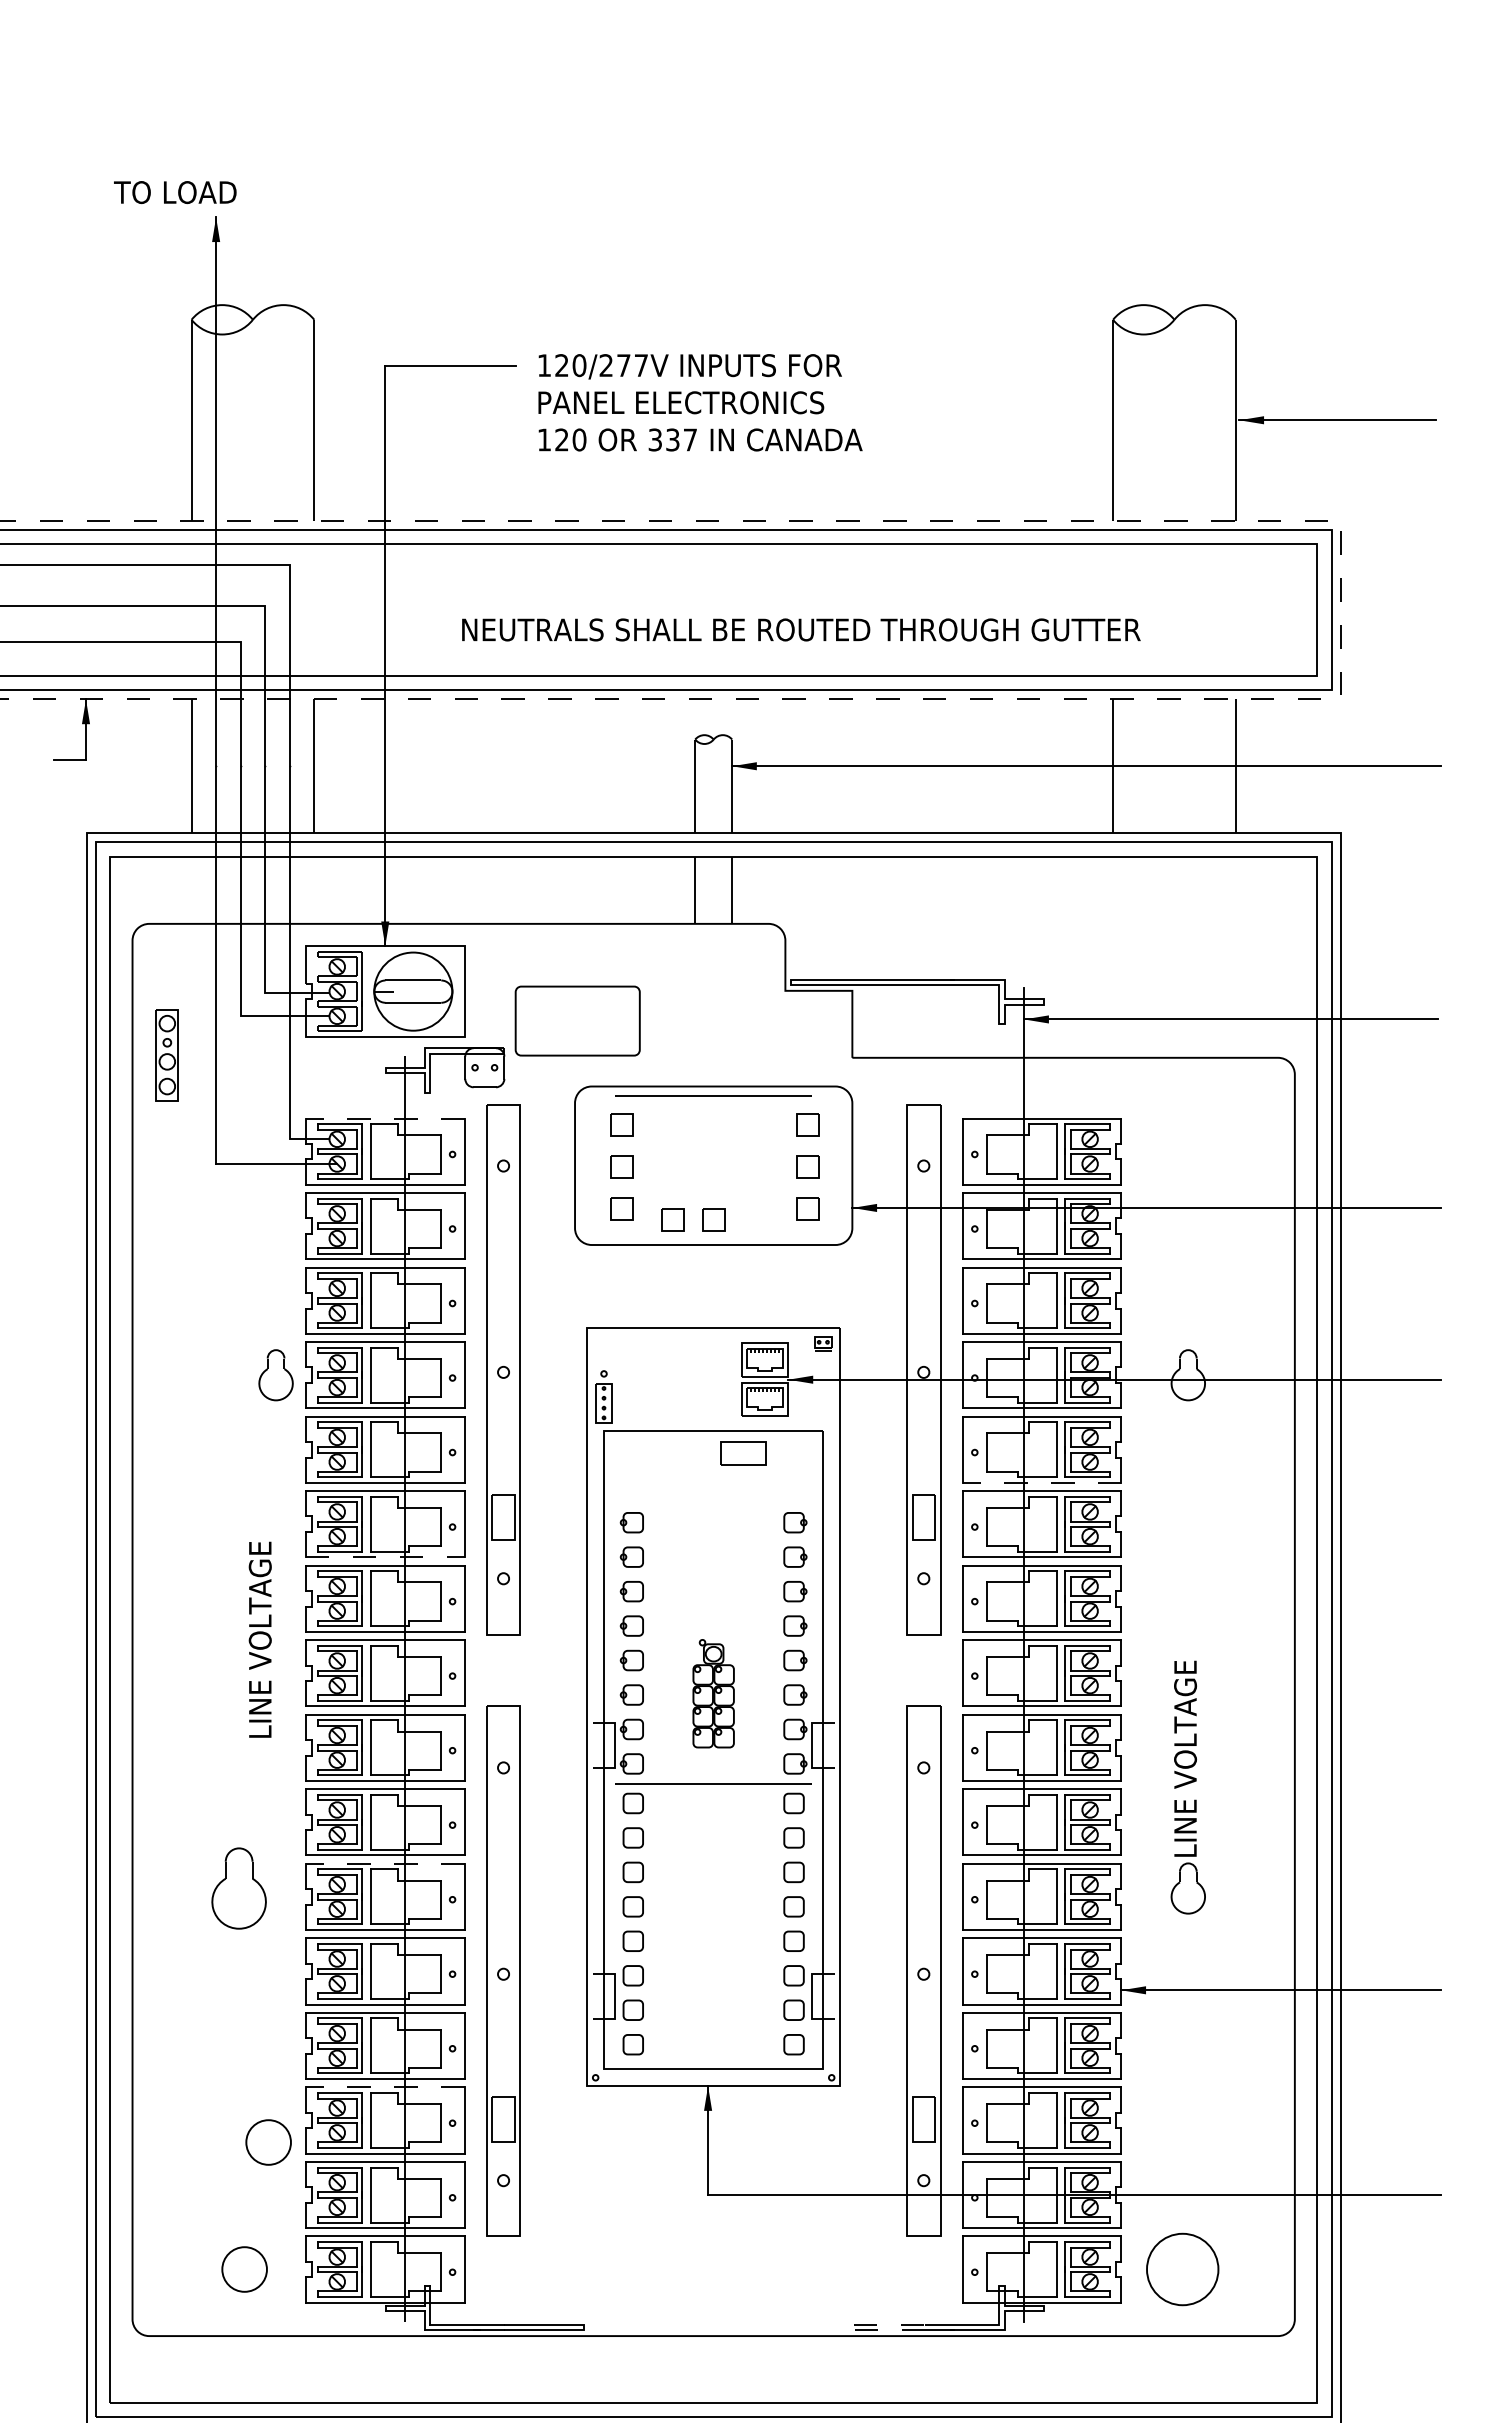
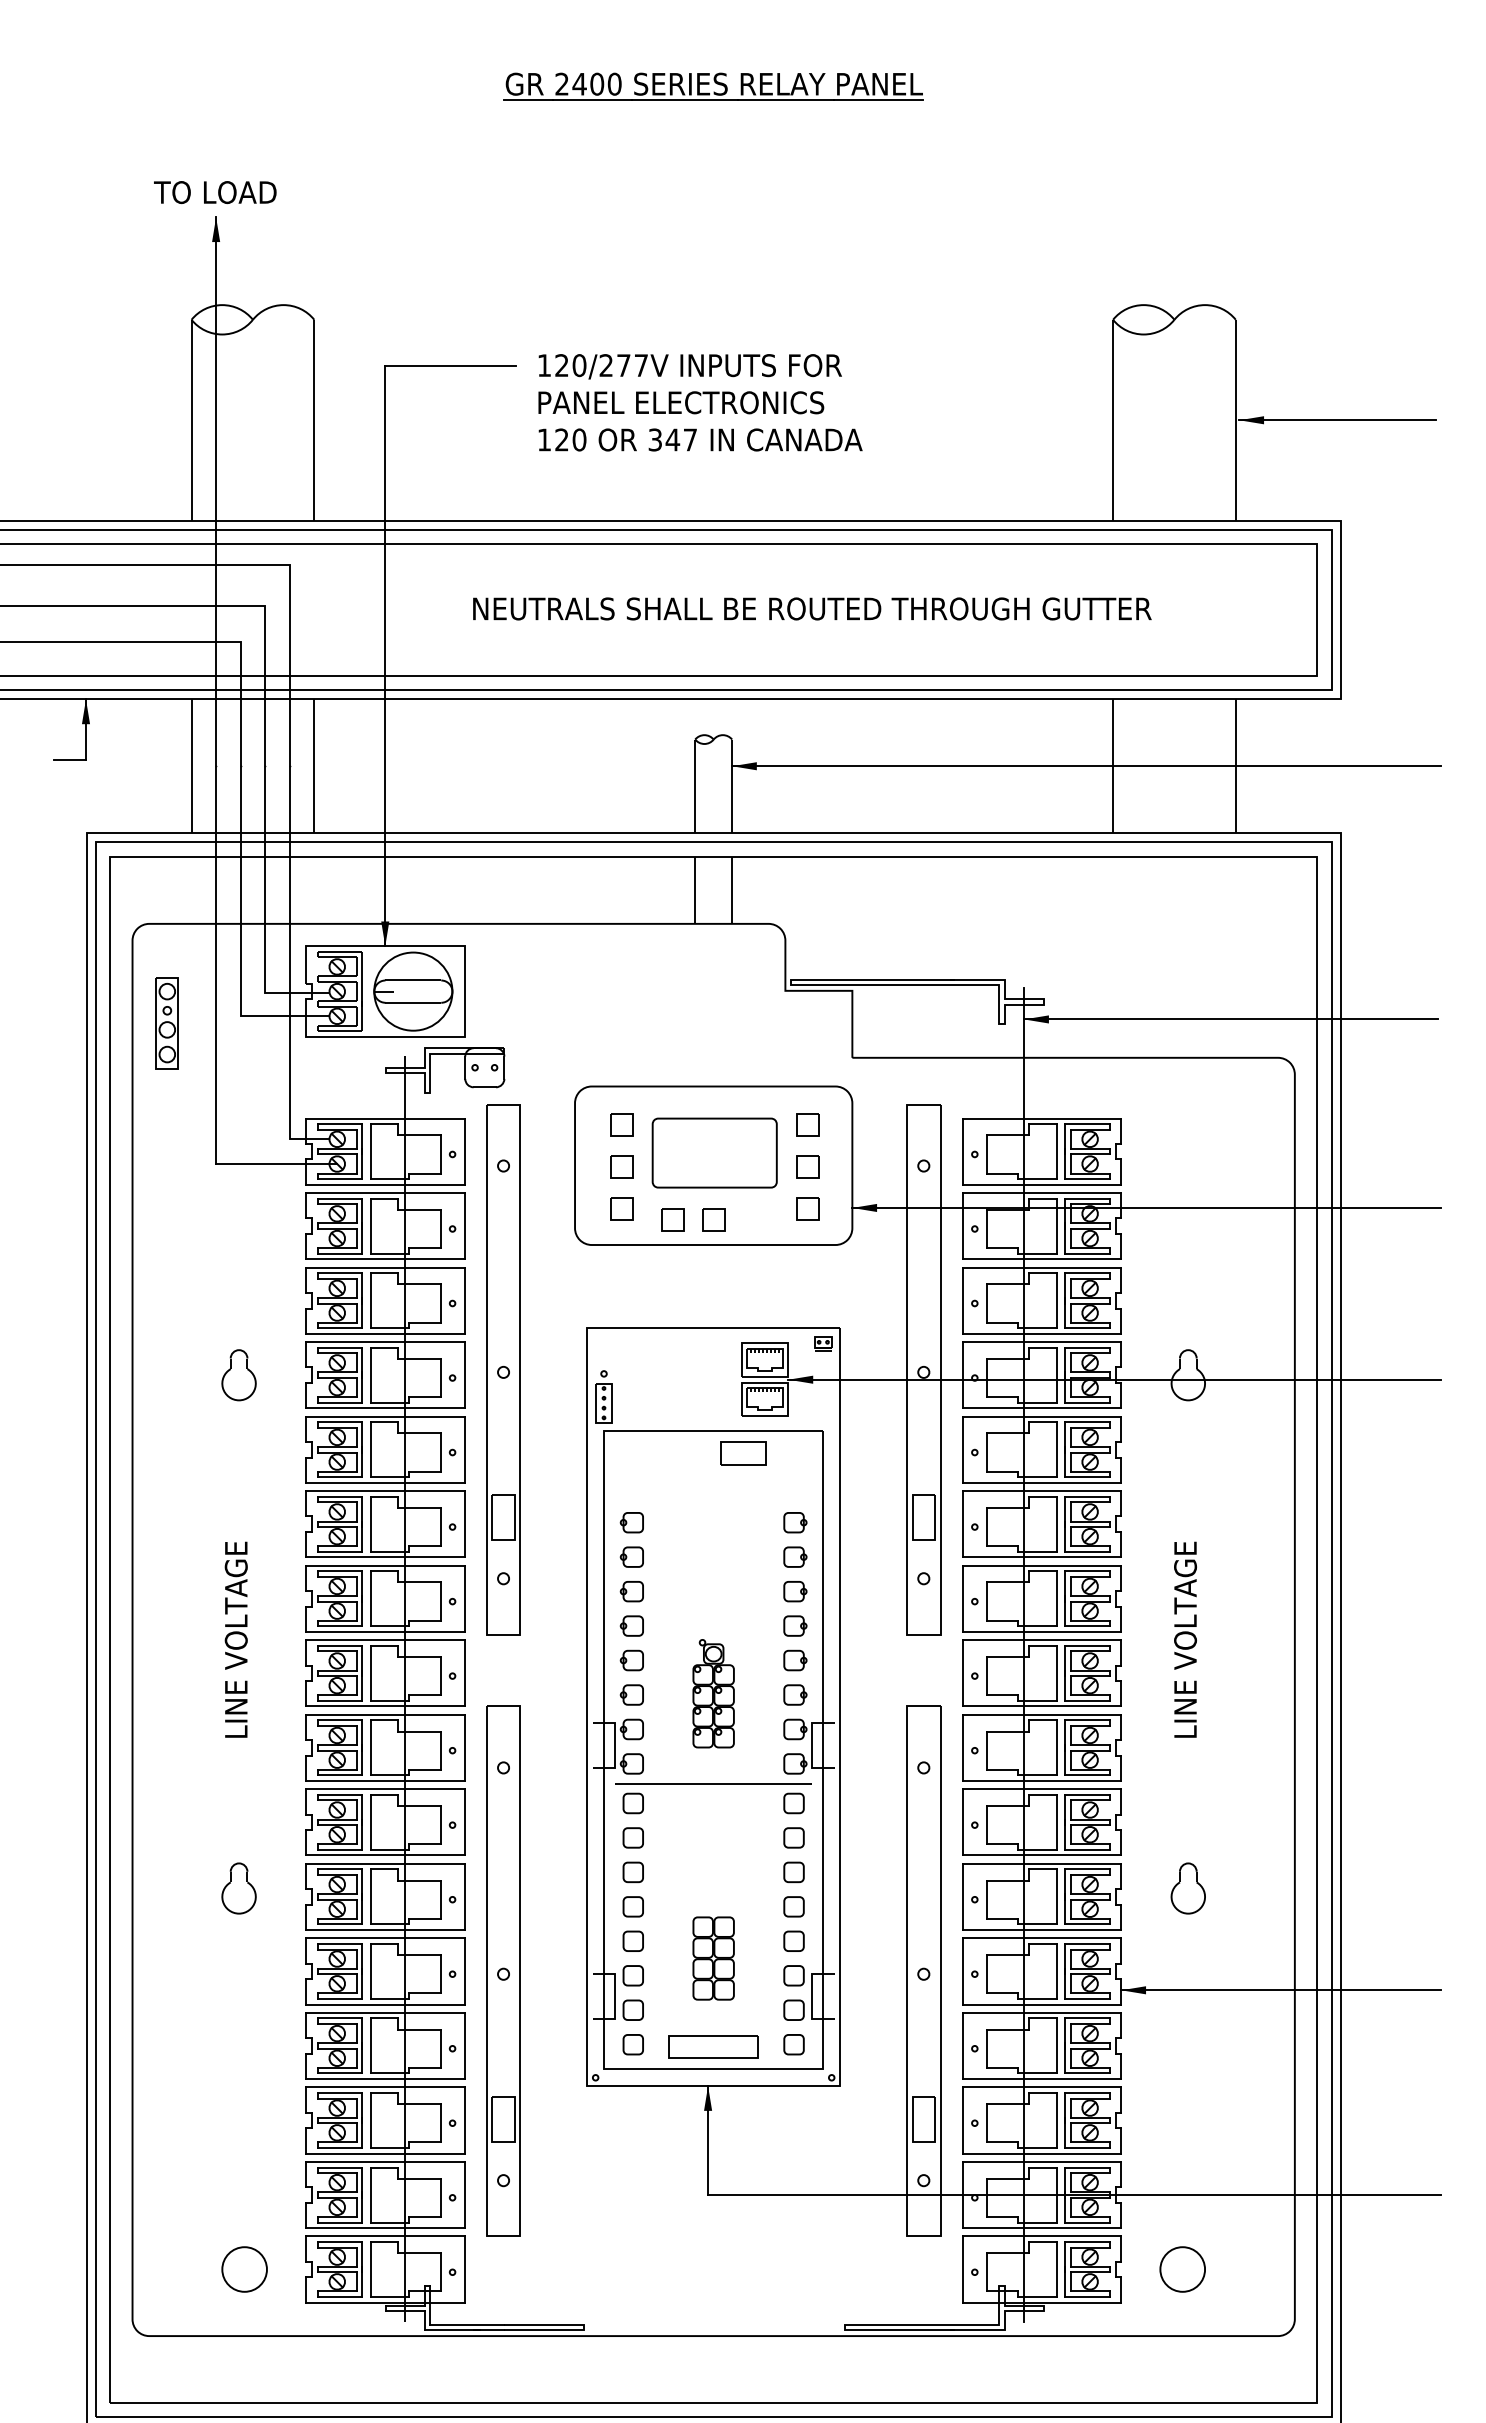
part: none -> present (713, 86)
text position: (175, 192) -> (215, 192) (215, 192)
text: 337 -> 347 (672, 439)
line: dashed -> solid (1340, 609)
text position: (801, 629) -> (812, 608) (812, 608)
part position: (577, 1020) -> (714, 1152) (714, 1152)
part position: (166, 1055) -> (166, 1023) (166, 1023)
line: present -> none (713, 1095)
line: dashed -> solid (384, 1118)
part position: (275, 1375) -> (238, 1375) (238, 1375)
line: dashed -> solid (1041, 1482)
line: dashed -> solid (385, 1557)
text position: (259, 1639) -> (235, 1639) (235, 1639)
text position: (1185, 1758) -> (1185, 1639) (1185, 1639)
line: dashed -> solid (384, 1863)
part size: 56x83 px -> 36x53 px (238, 1888)
part: none -> present (713, 1958)
part: none -> present (713, 2046)
line: dashed -> solid (384, 2087)
circle: present -> none (268, 2142)
circle diameter: 71 px -> 45 px (1182, 2269)
line: dashed -> solid (845, 2327)
